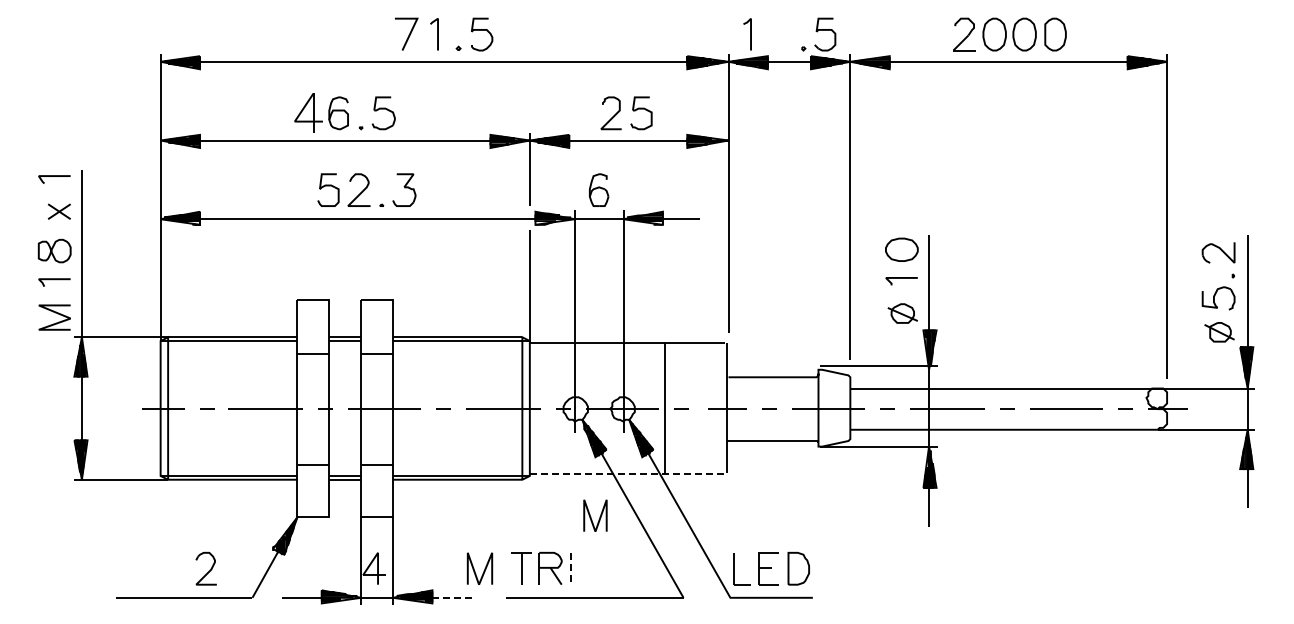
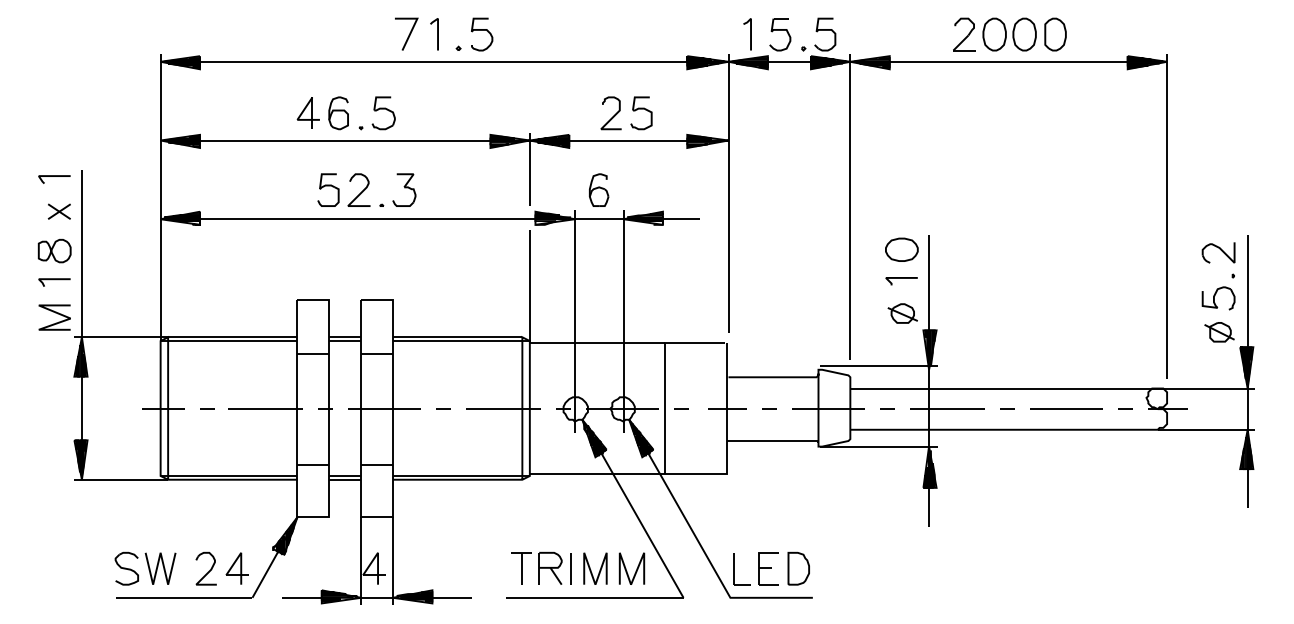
part: none -> present (780, 34)
part size: 29x40 px -> 24x32 px (307, 112)
line: dashed -> solid (632, 474)
line position: (591, 516) -> (591, 569) (591, 569)
part: none -> present (145, 568)
part: none -> present (236, 568)
line: dashed -> solid (571, 568)
line position: (483, 570) -> (635, 570) (635, 570)
line: dashed -> solid (452, 597)
